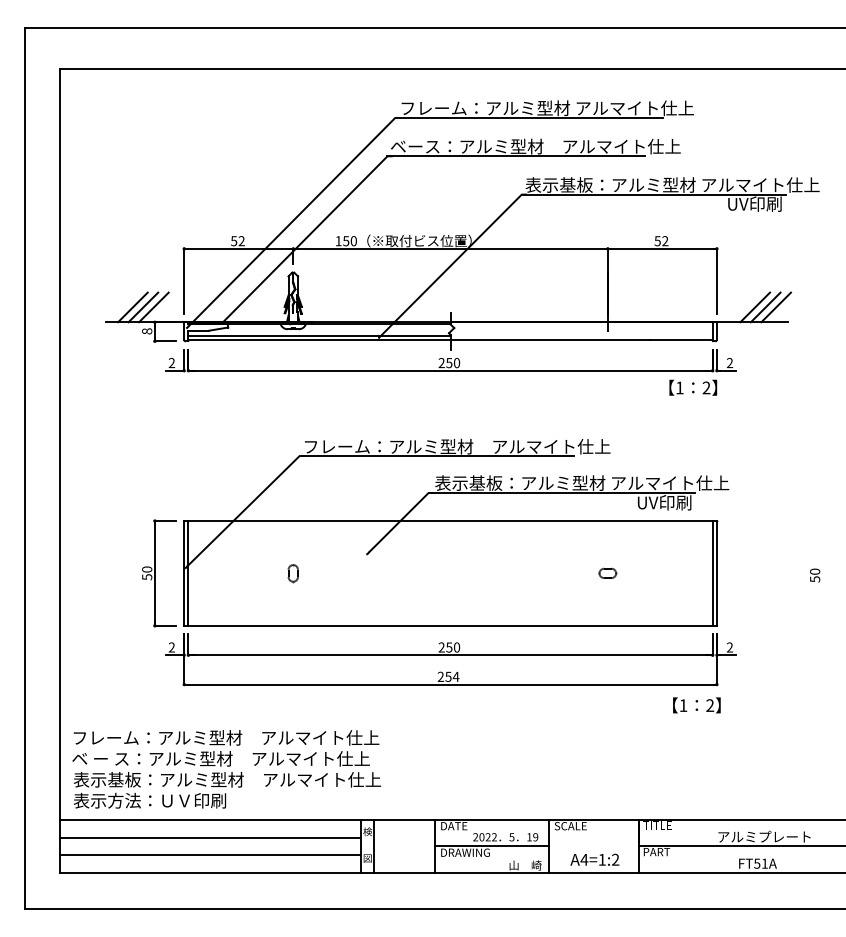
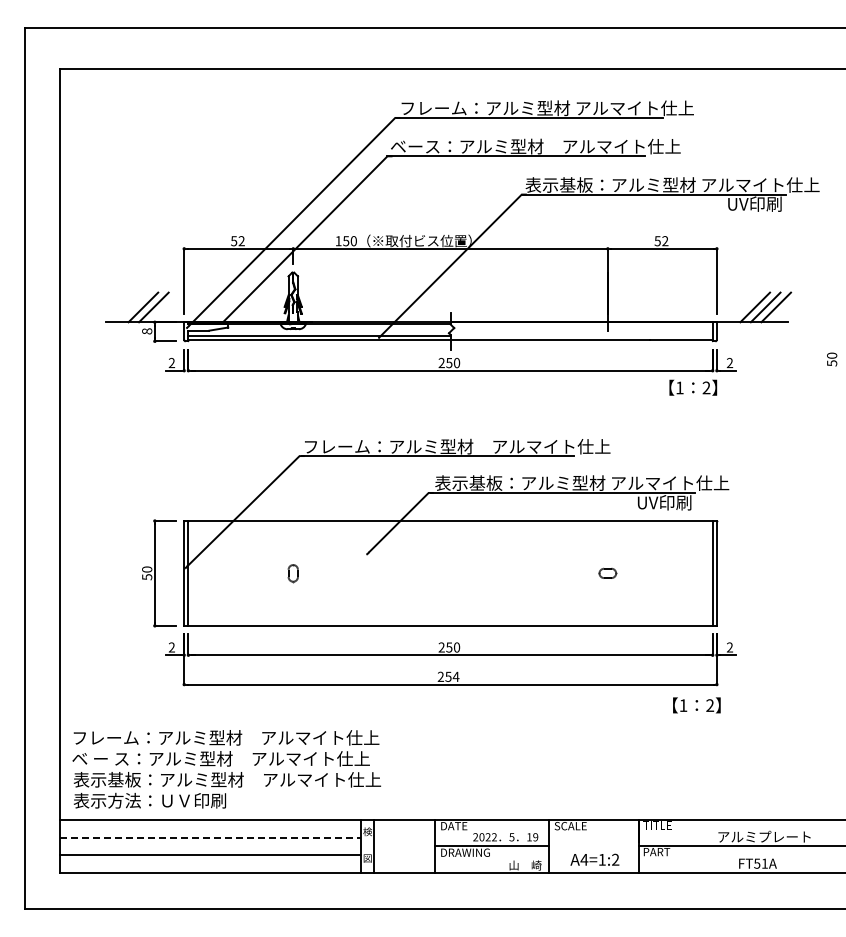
line: present -> none (132, 307)
text position: (815, 575) -> (832, 359) (832, 359)
line: solid -> dashed (210, 837)
